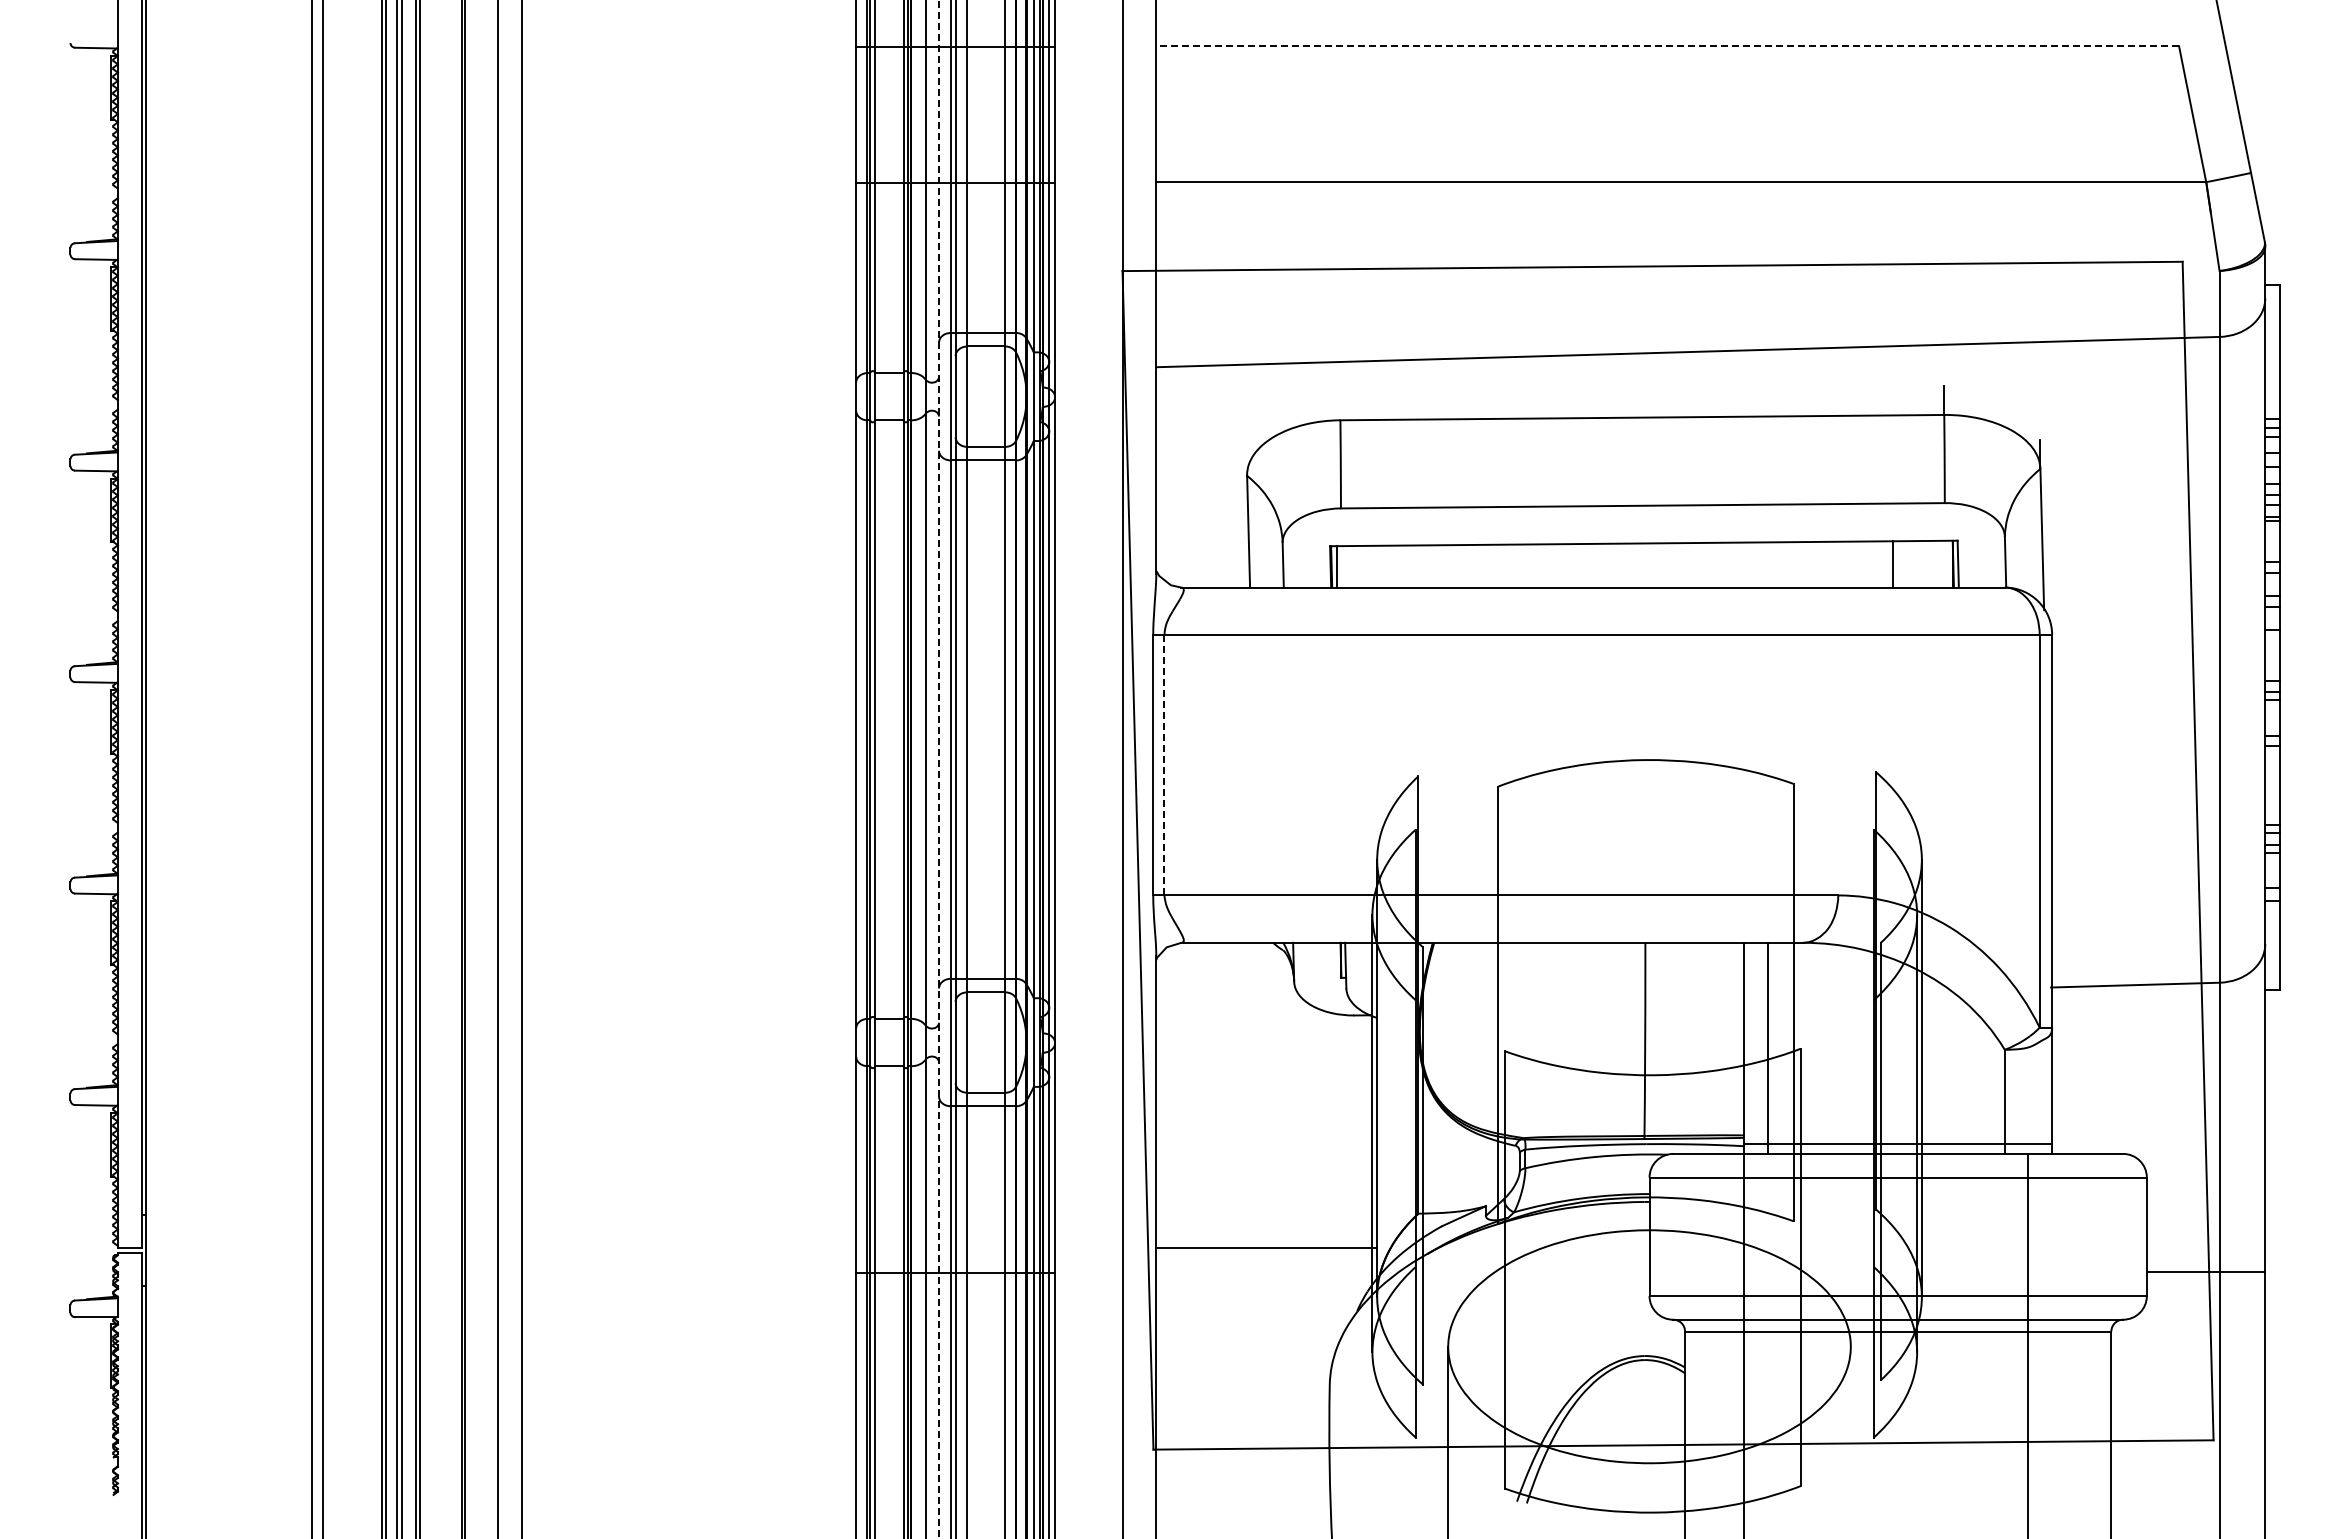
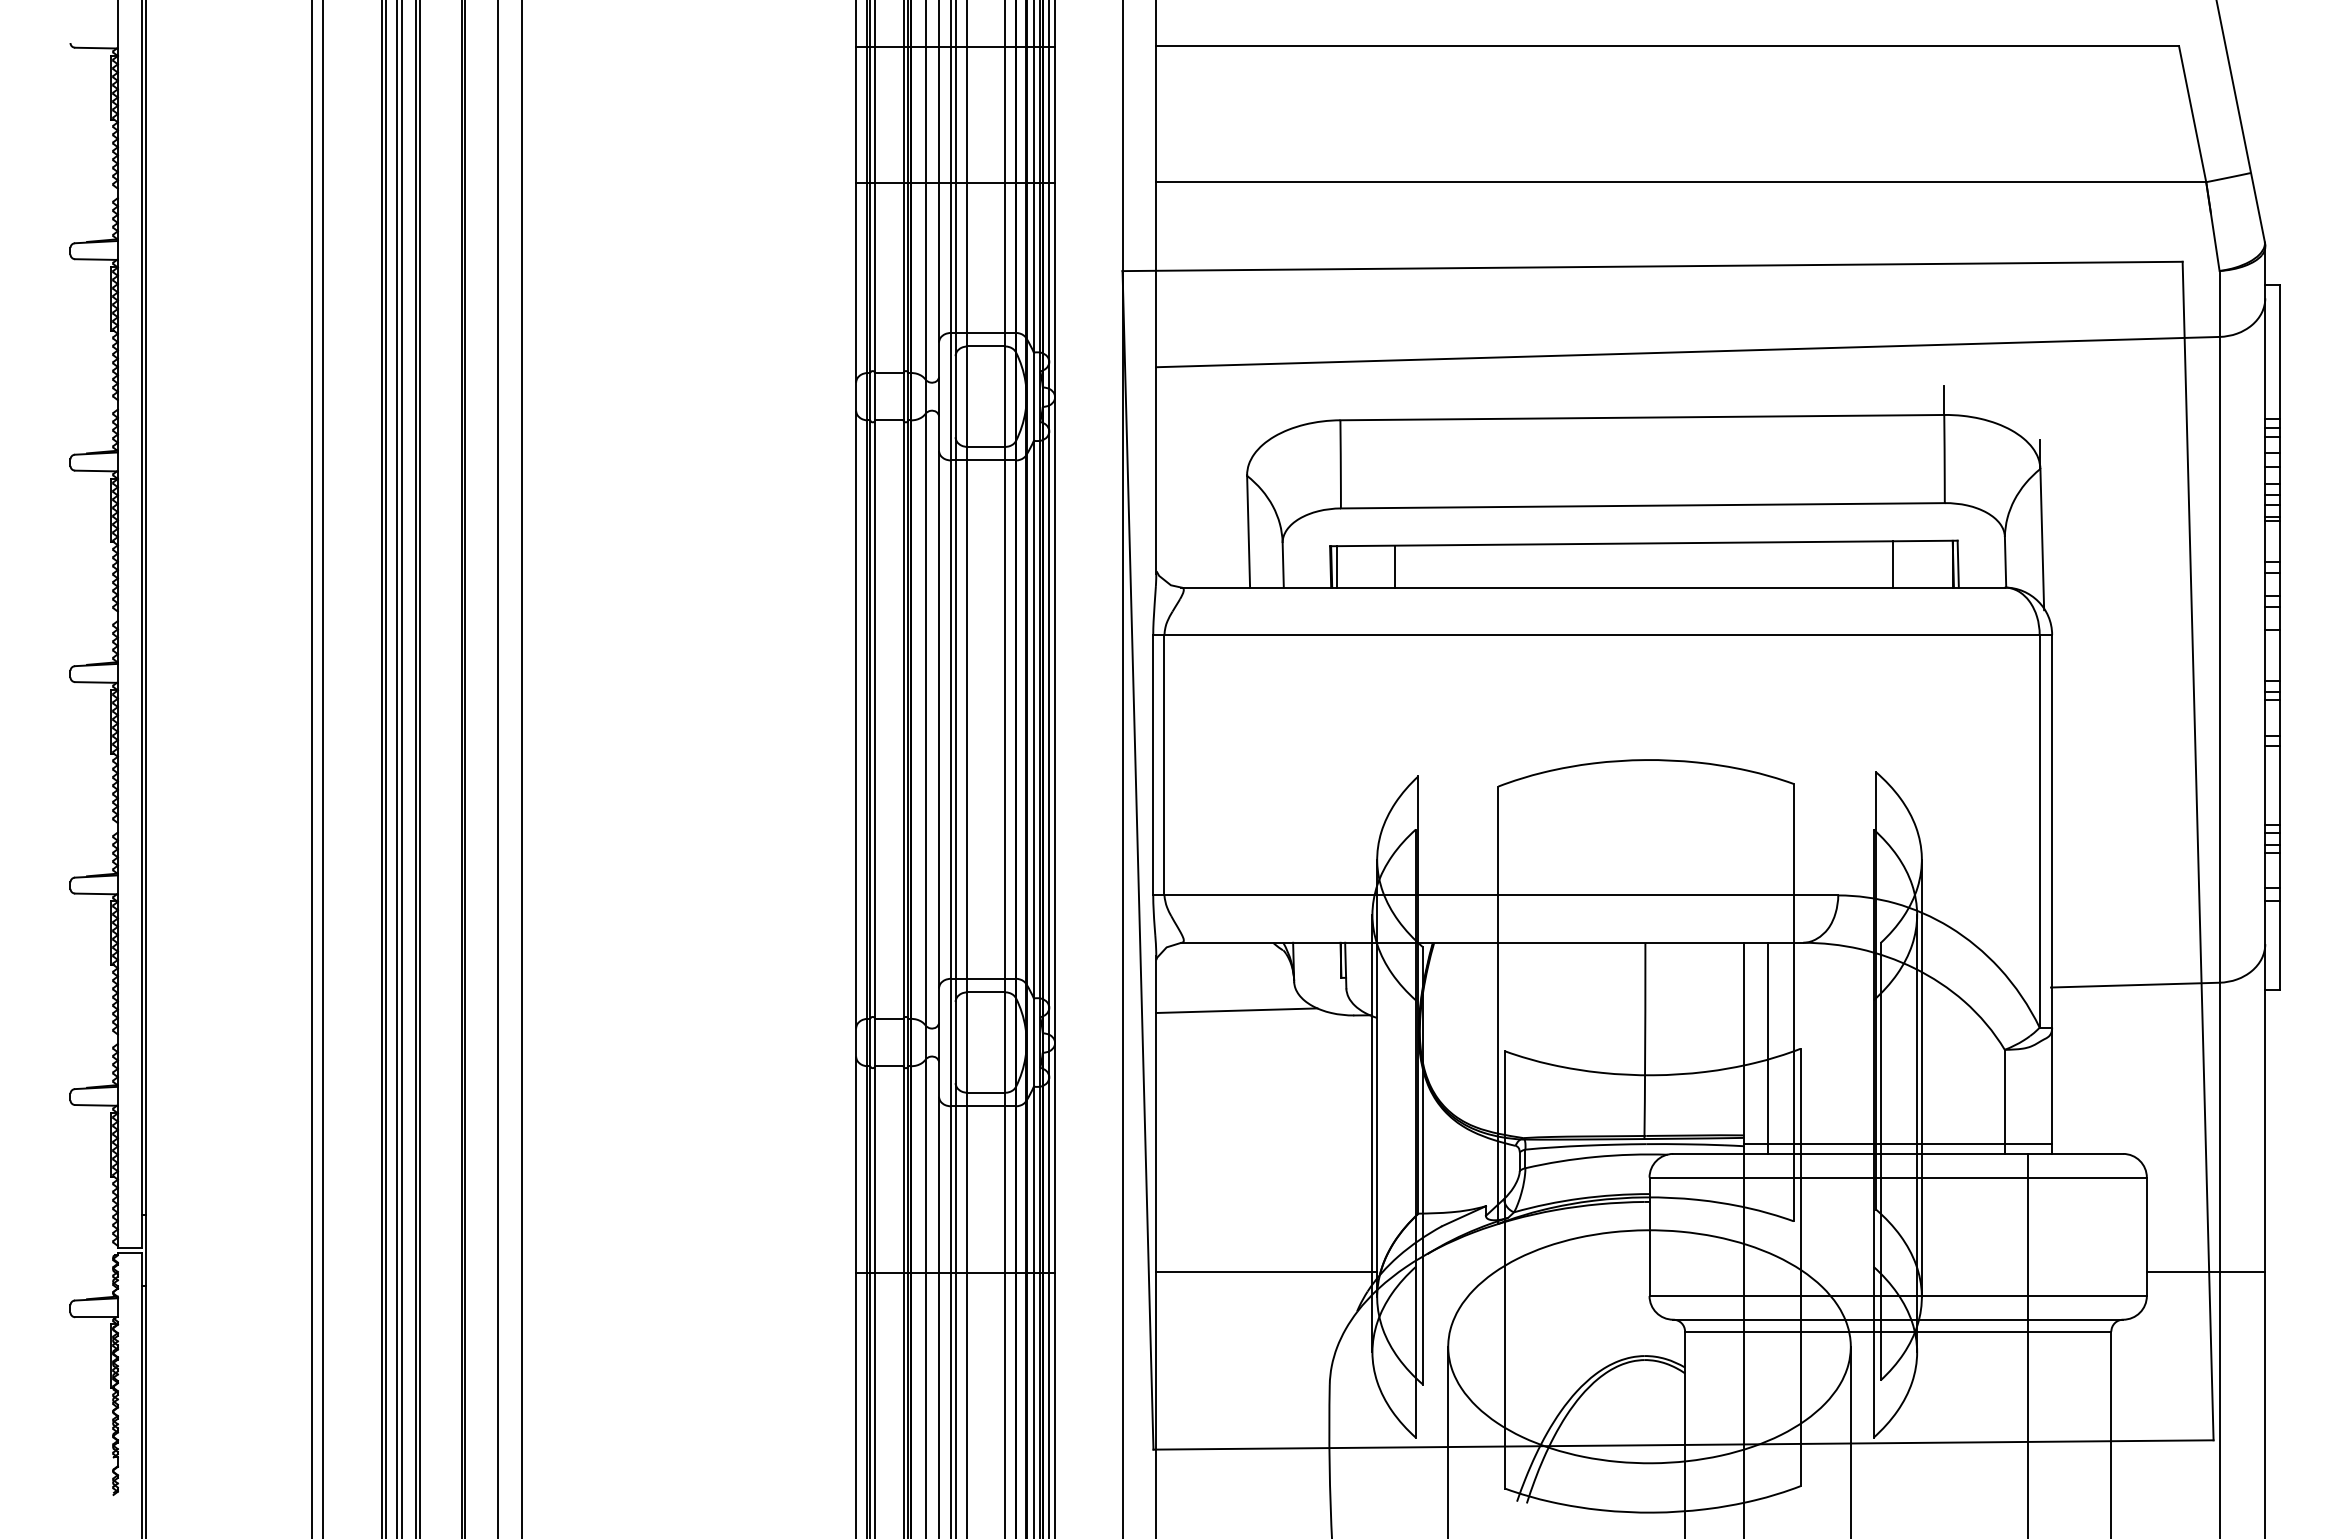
line: dashed -> solid (1667, 46)
line: none -> present (1395, 566)
line: dashed -> solid (1164, 764)
line: dashed -> solid (939, 770)
line: none -> present (1236, 1010)
line position: (1266, 1248) -> (1266, 1272) (1266, 1272)
line: none -> present (1850, 1440)
